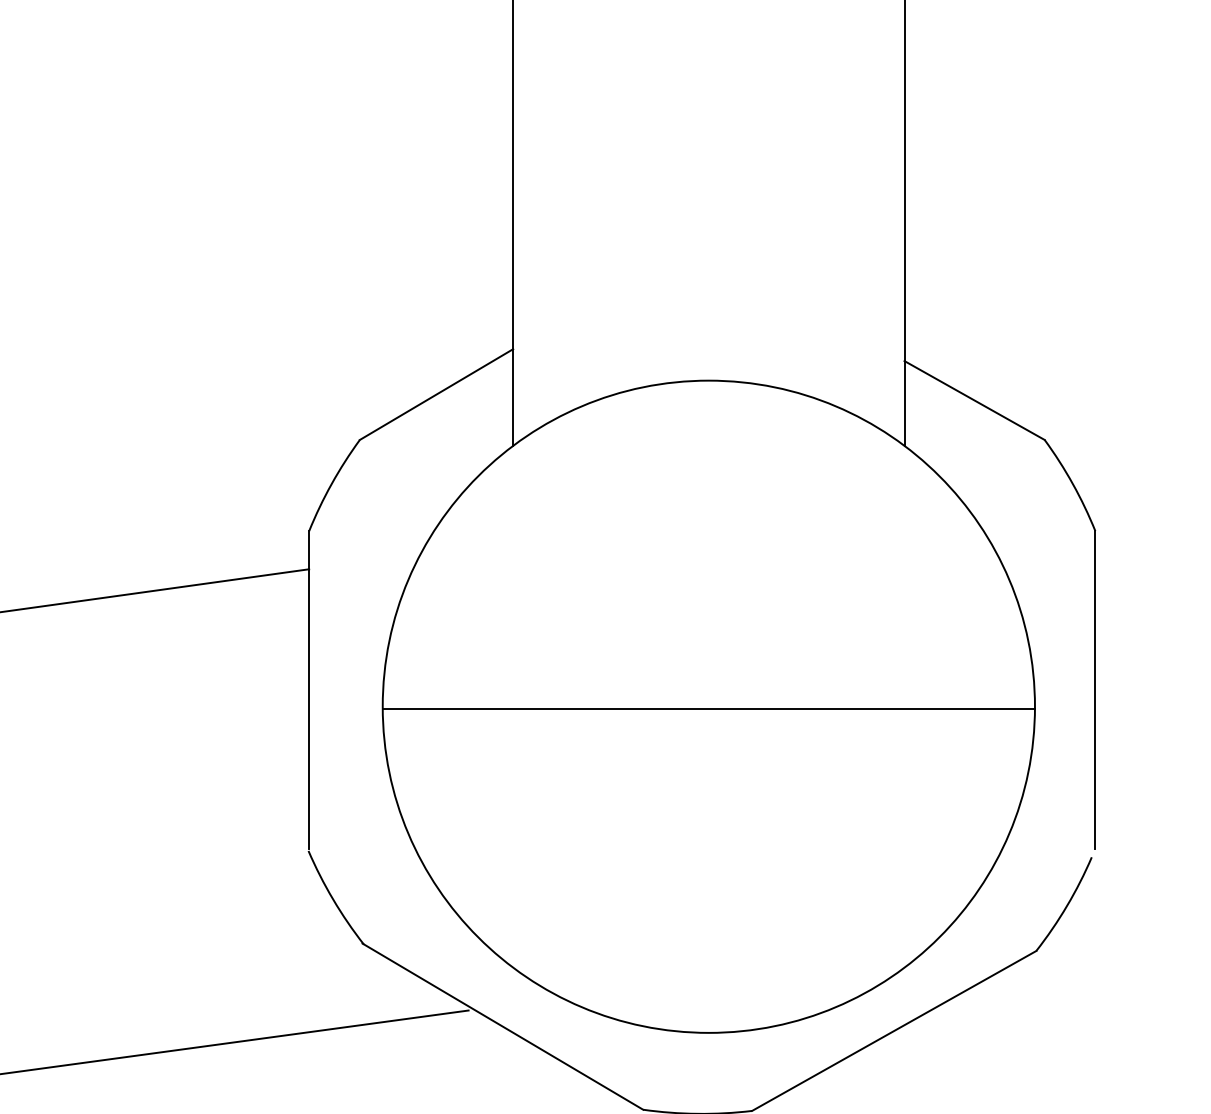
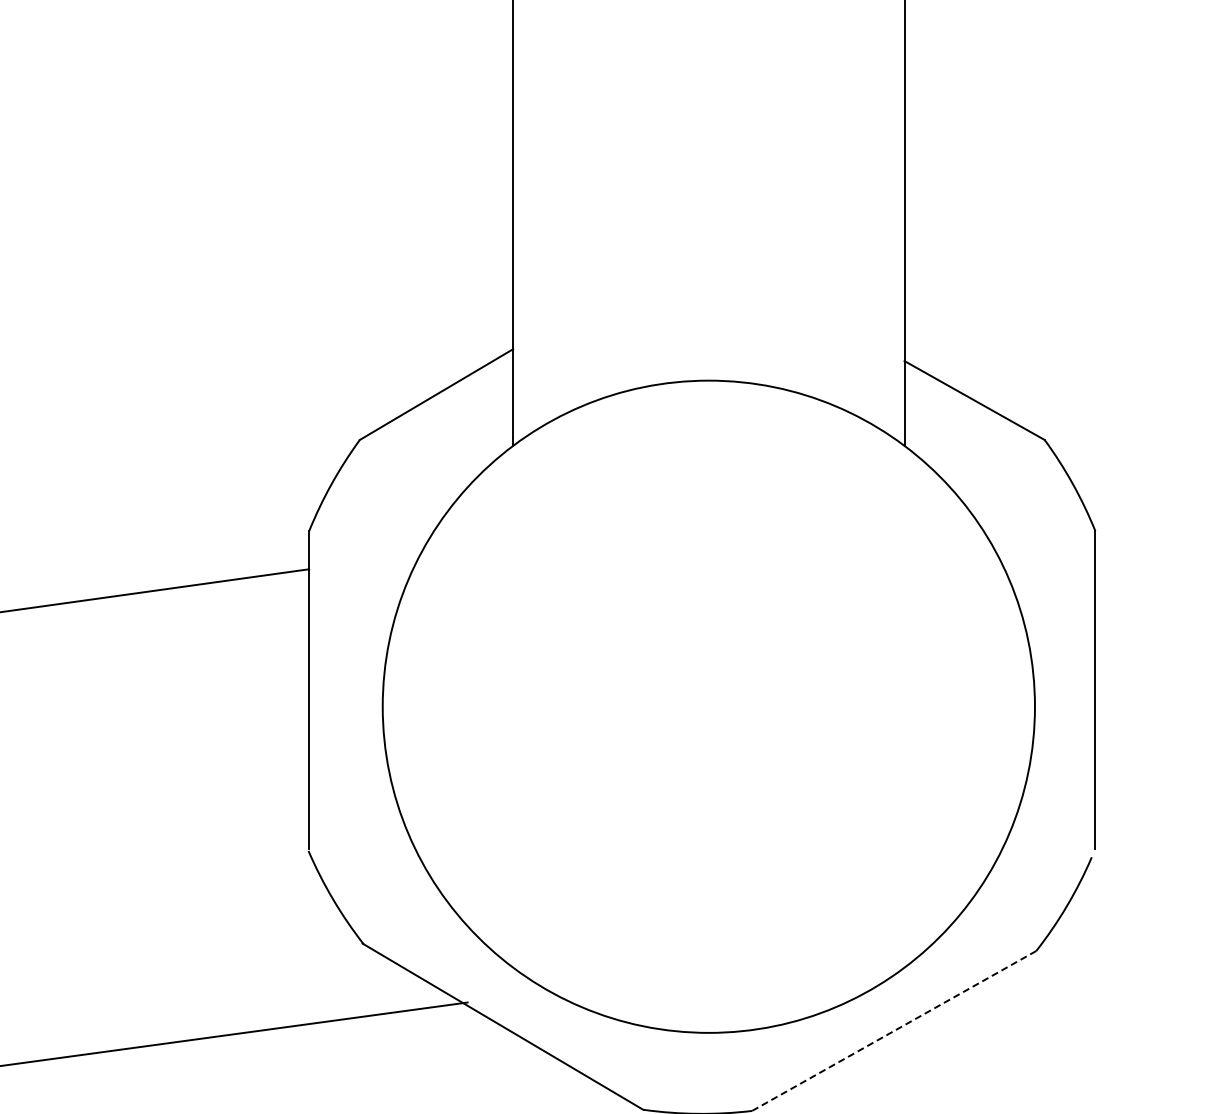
line: present -> none (708, 708)
line: solid -> dashed (893, 1031)
line position: (235, 1041) -> (234, 1033) (234, 1033)
